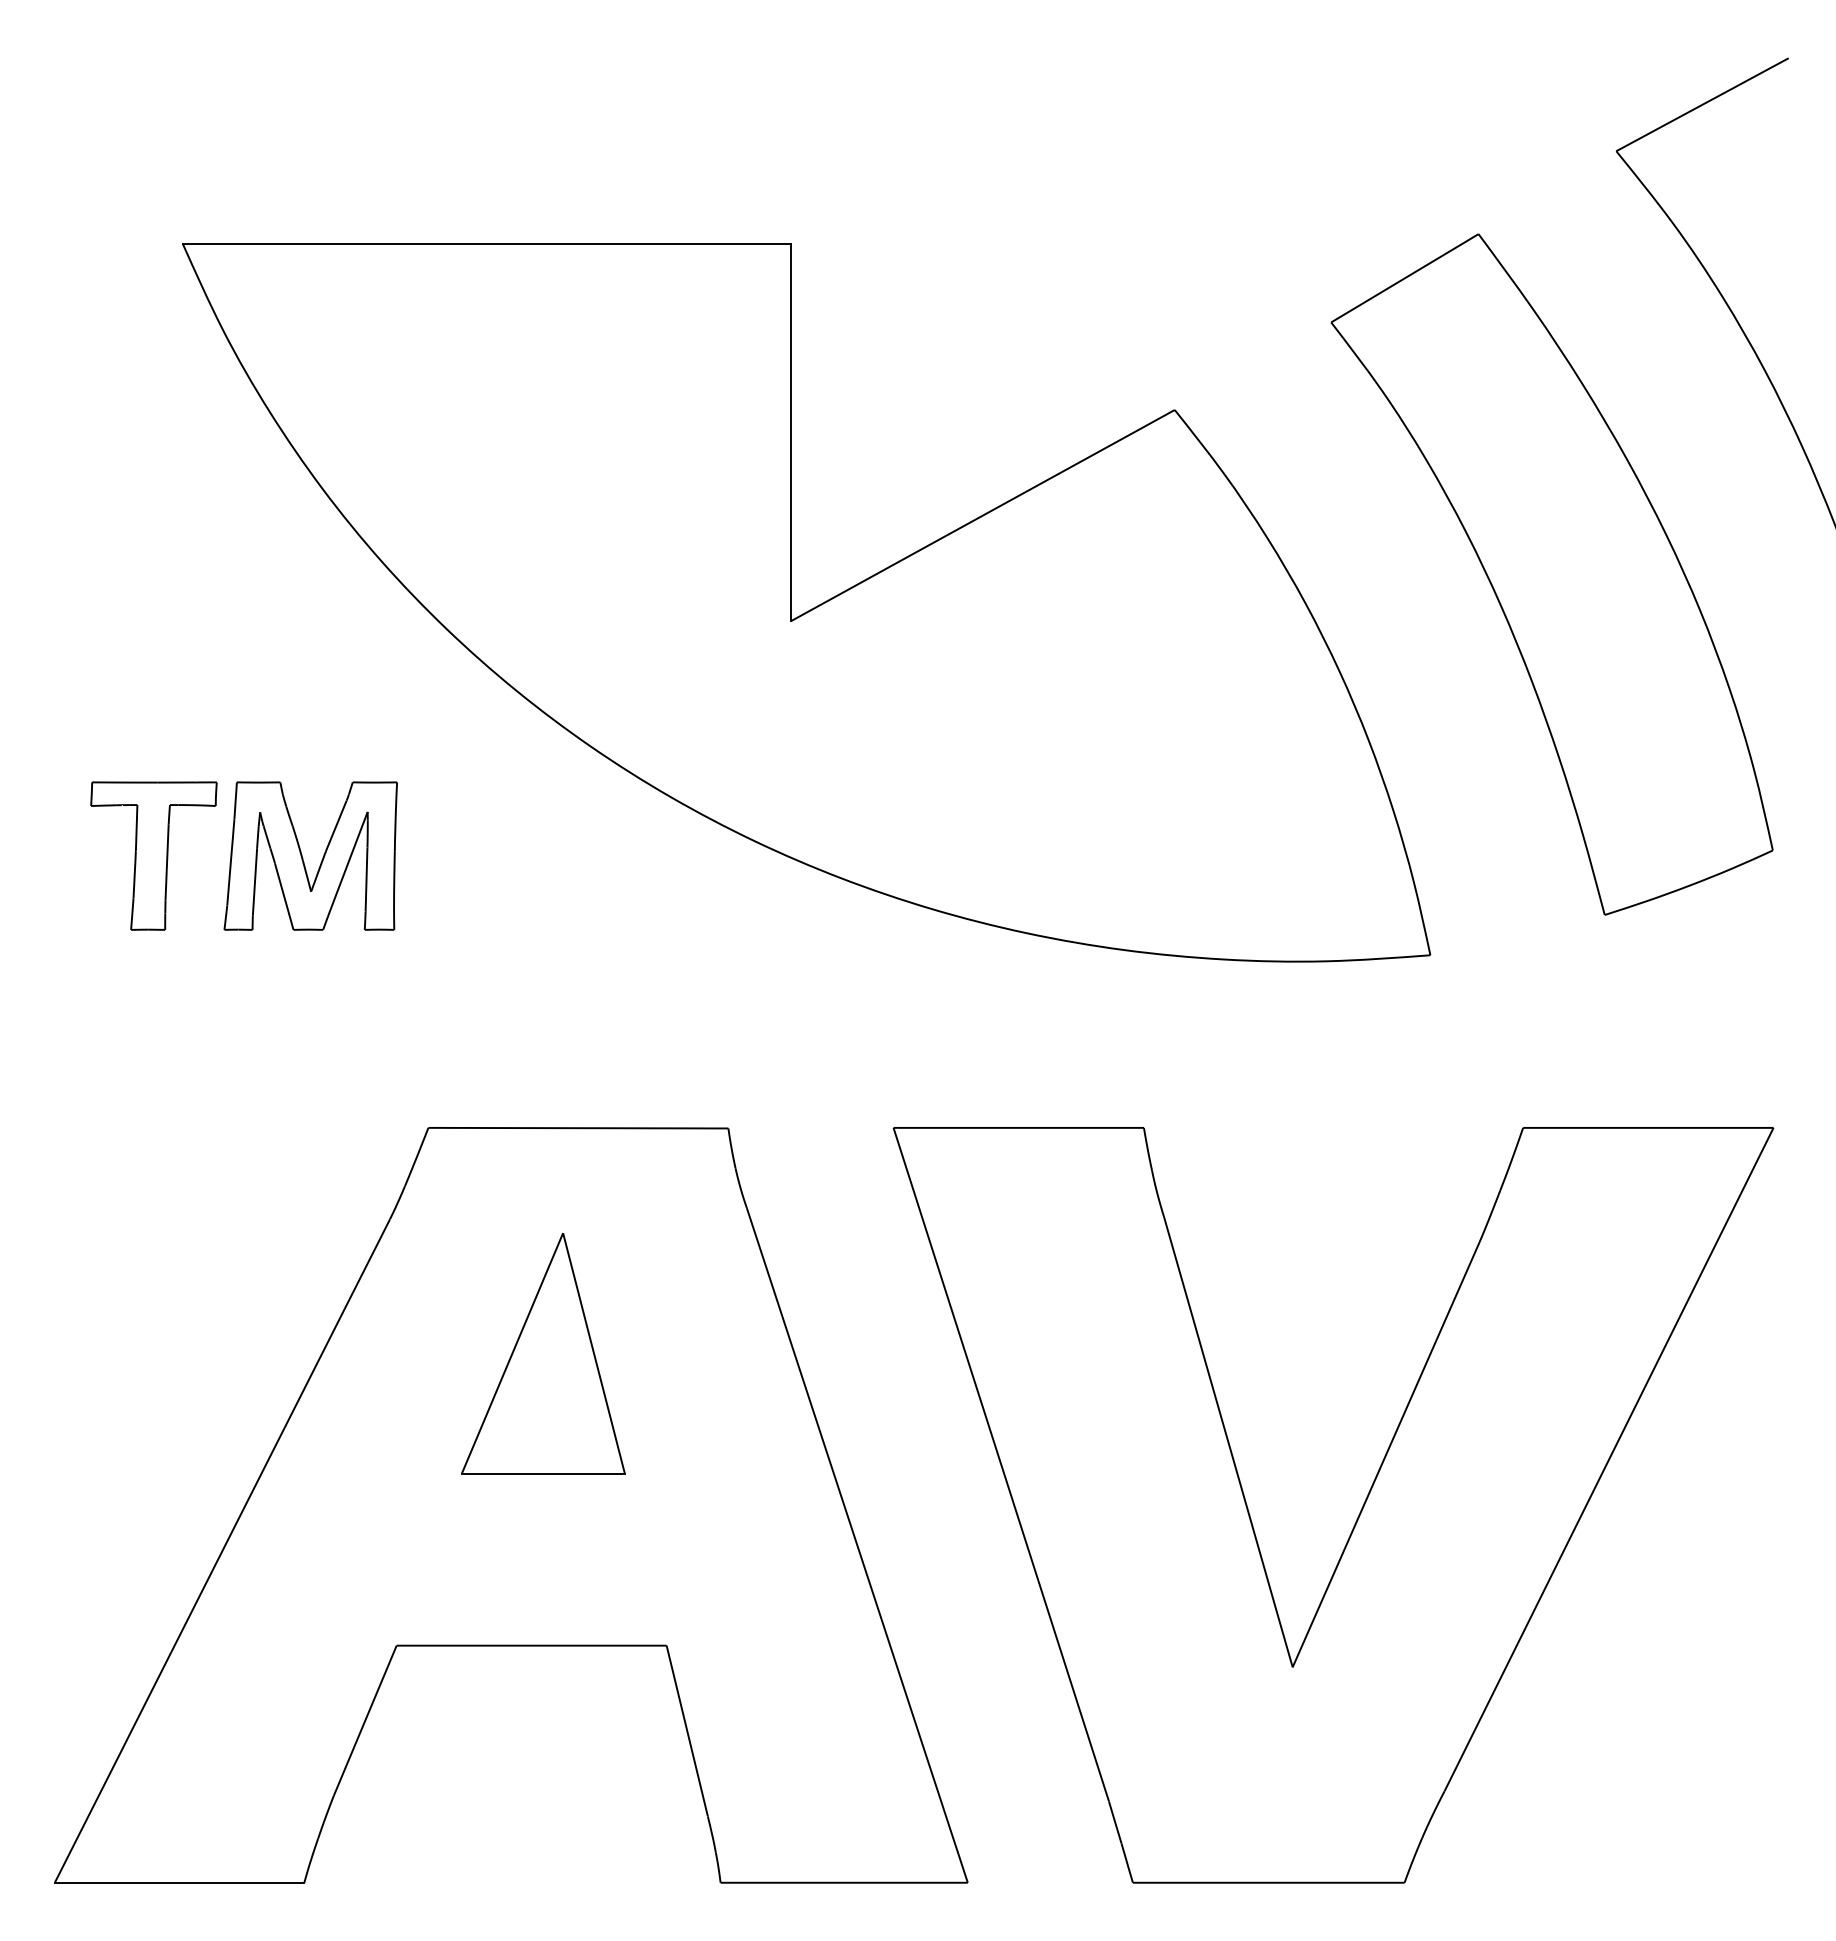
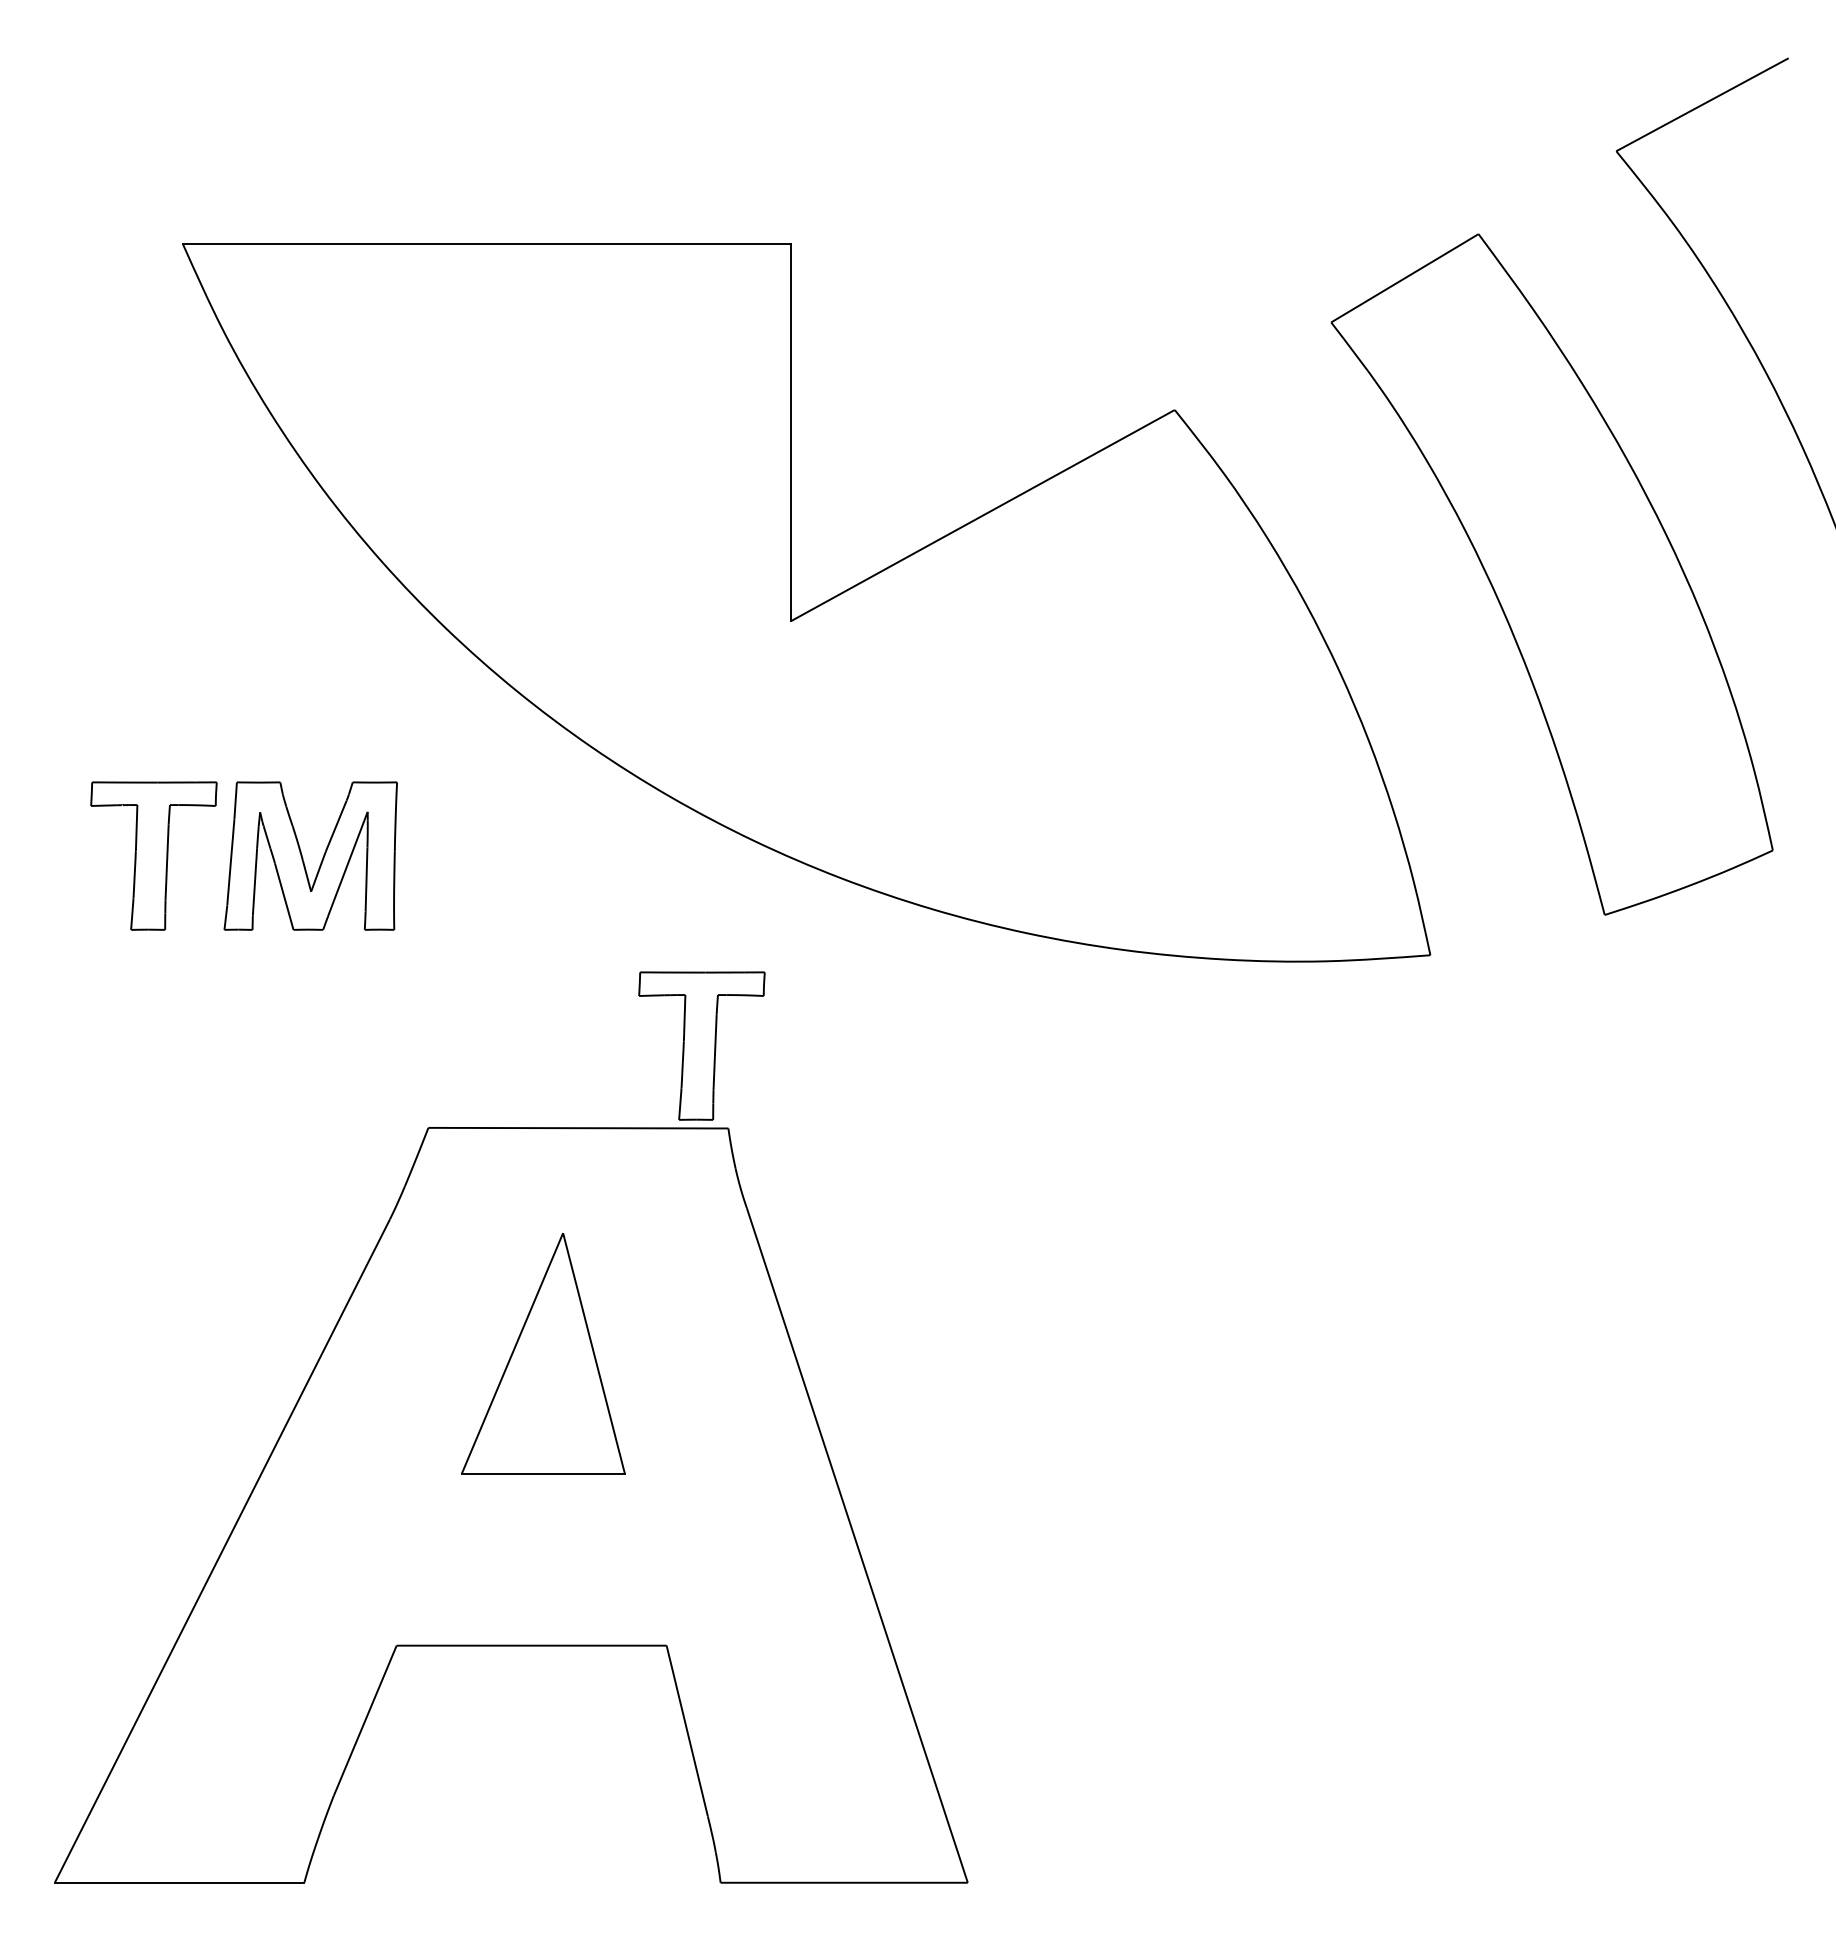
part: none -> present (701, 1045)
part: present -> none (1358, 1514)
